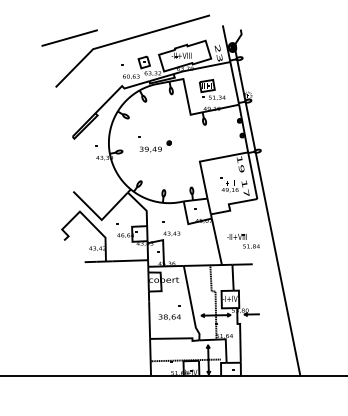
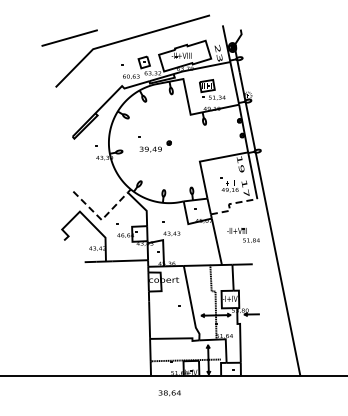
line: solid -> dashed (228, 204)
line: solid -> dashed (101, 219)
part position: (243, 241) -> (243, 235) (243, 235)
text position: (169, 317) -> (169, 393) (169, 393)
